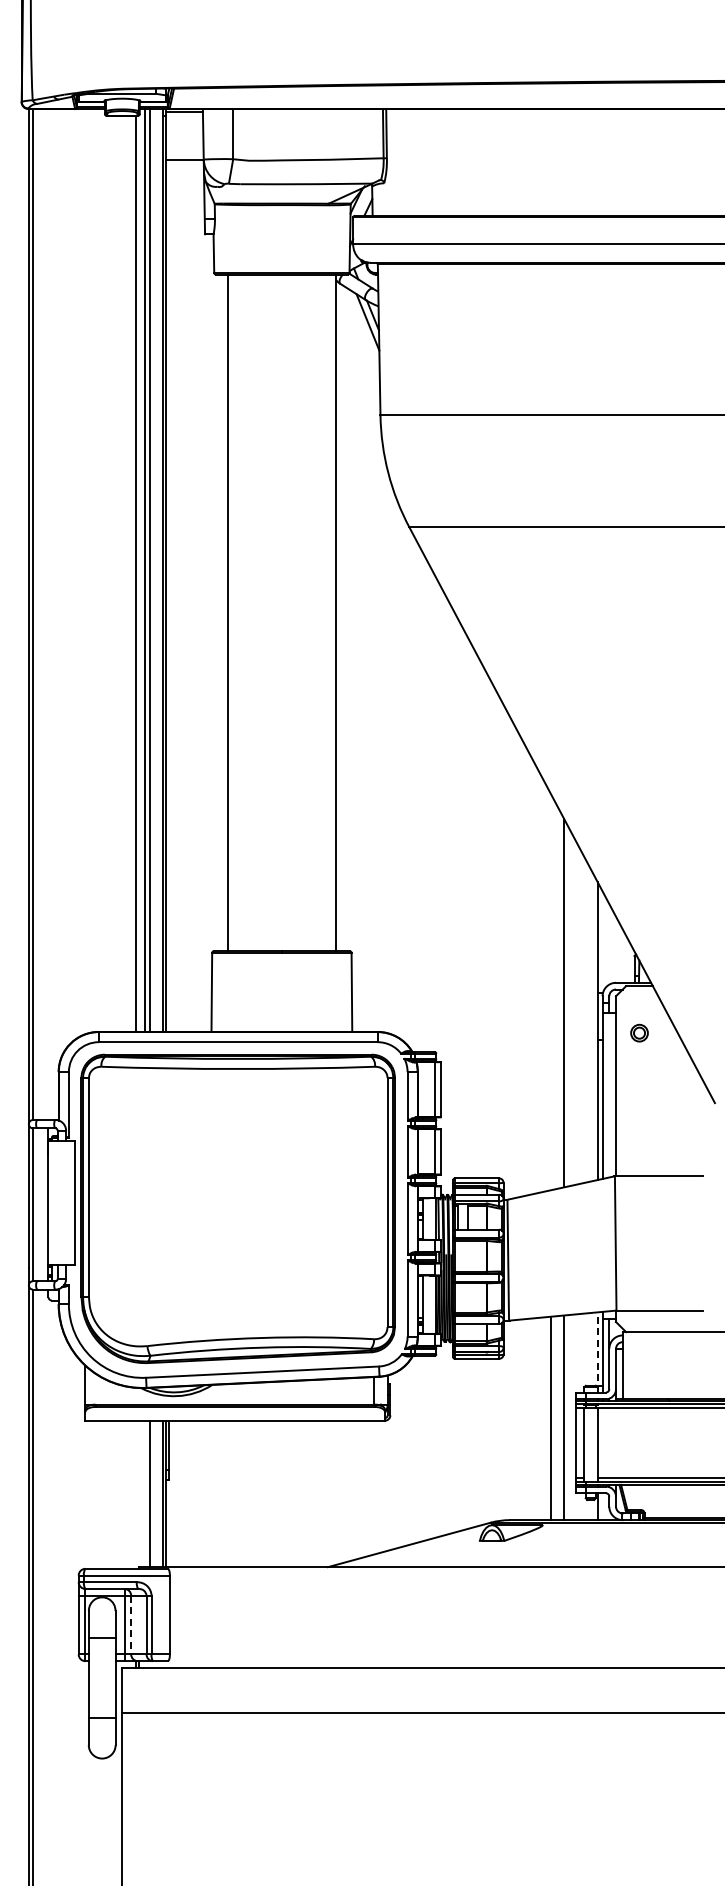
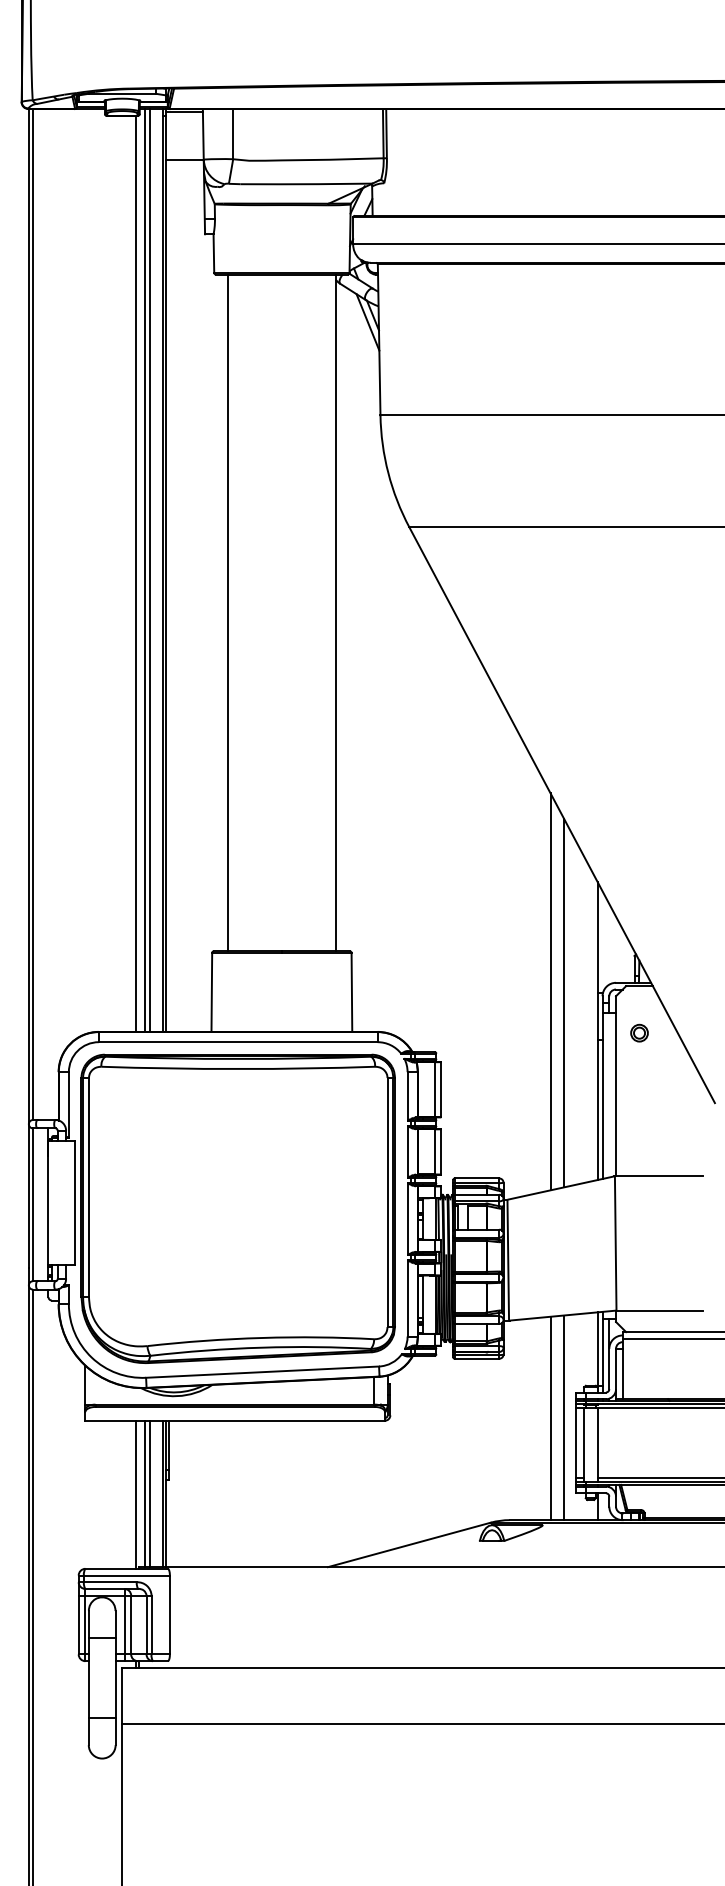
line: none -> present (550, 991)
line: none -> present (671, 1338)
line: dashed -> solid (597, 1351)
line: none -> present (145, 1493)
line: none -> present (135, 1494)
line: dashed -> solid (131, 1625)
line position: (421, 1712) -> (421, 1723) (421, 1723)
